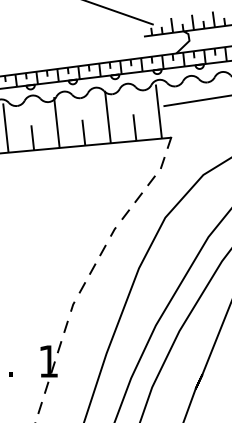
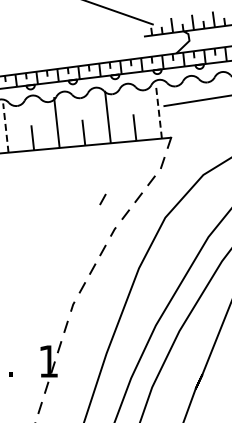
line: solid -> dashed (158, 111)
line: solid -> dashed (5, 128)
line: none -> present (102, 199)
